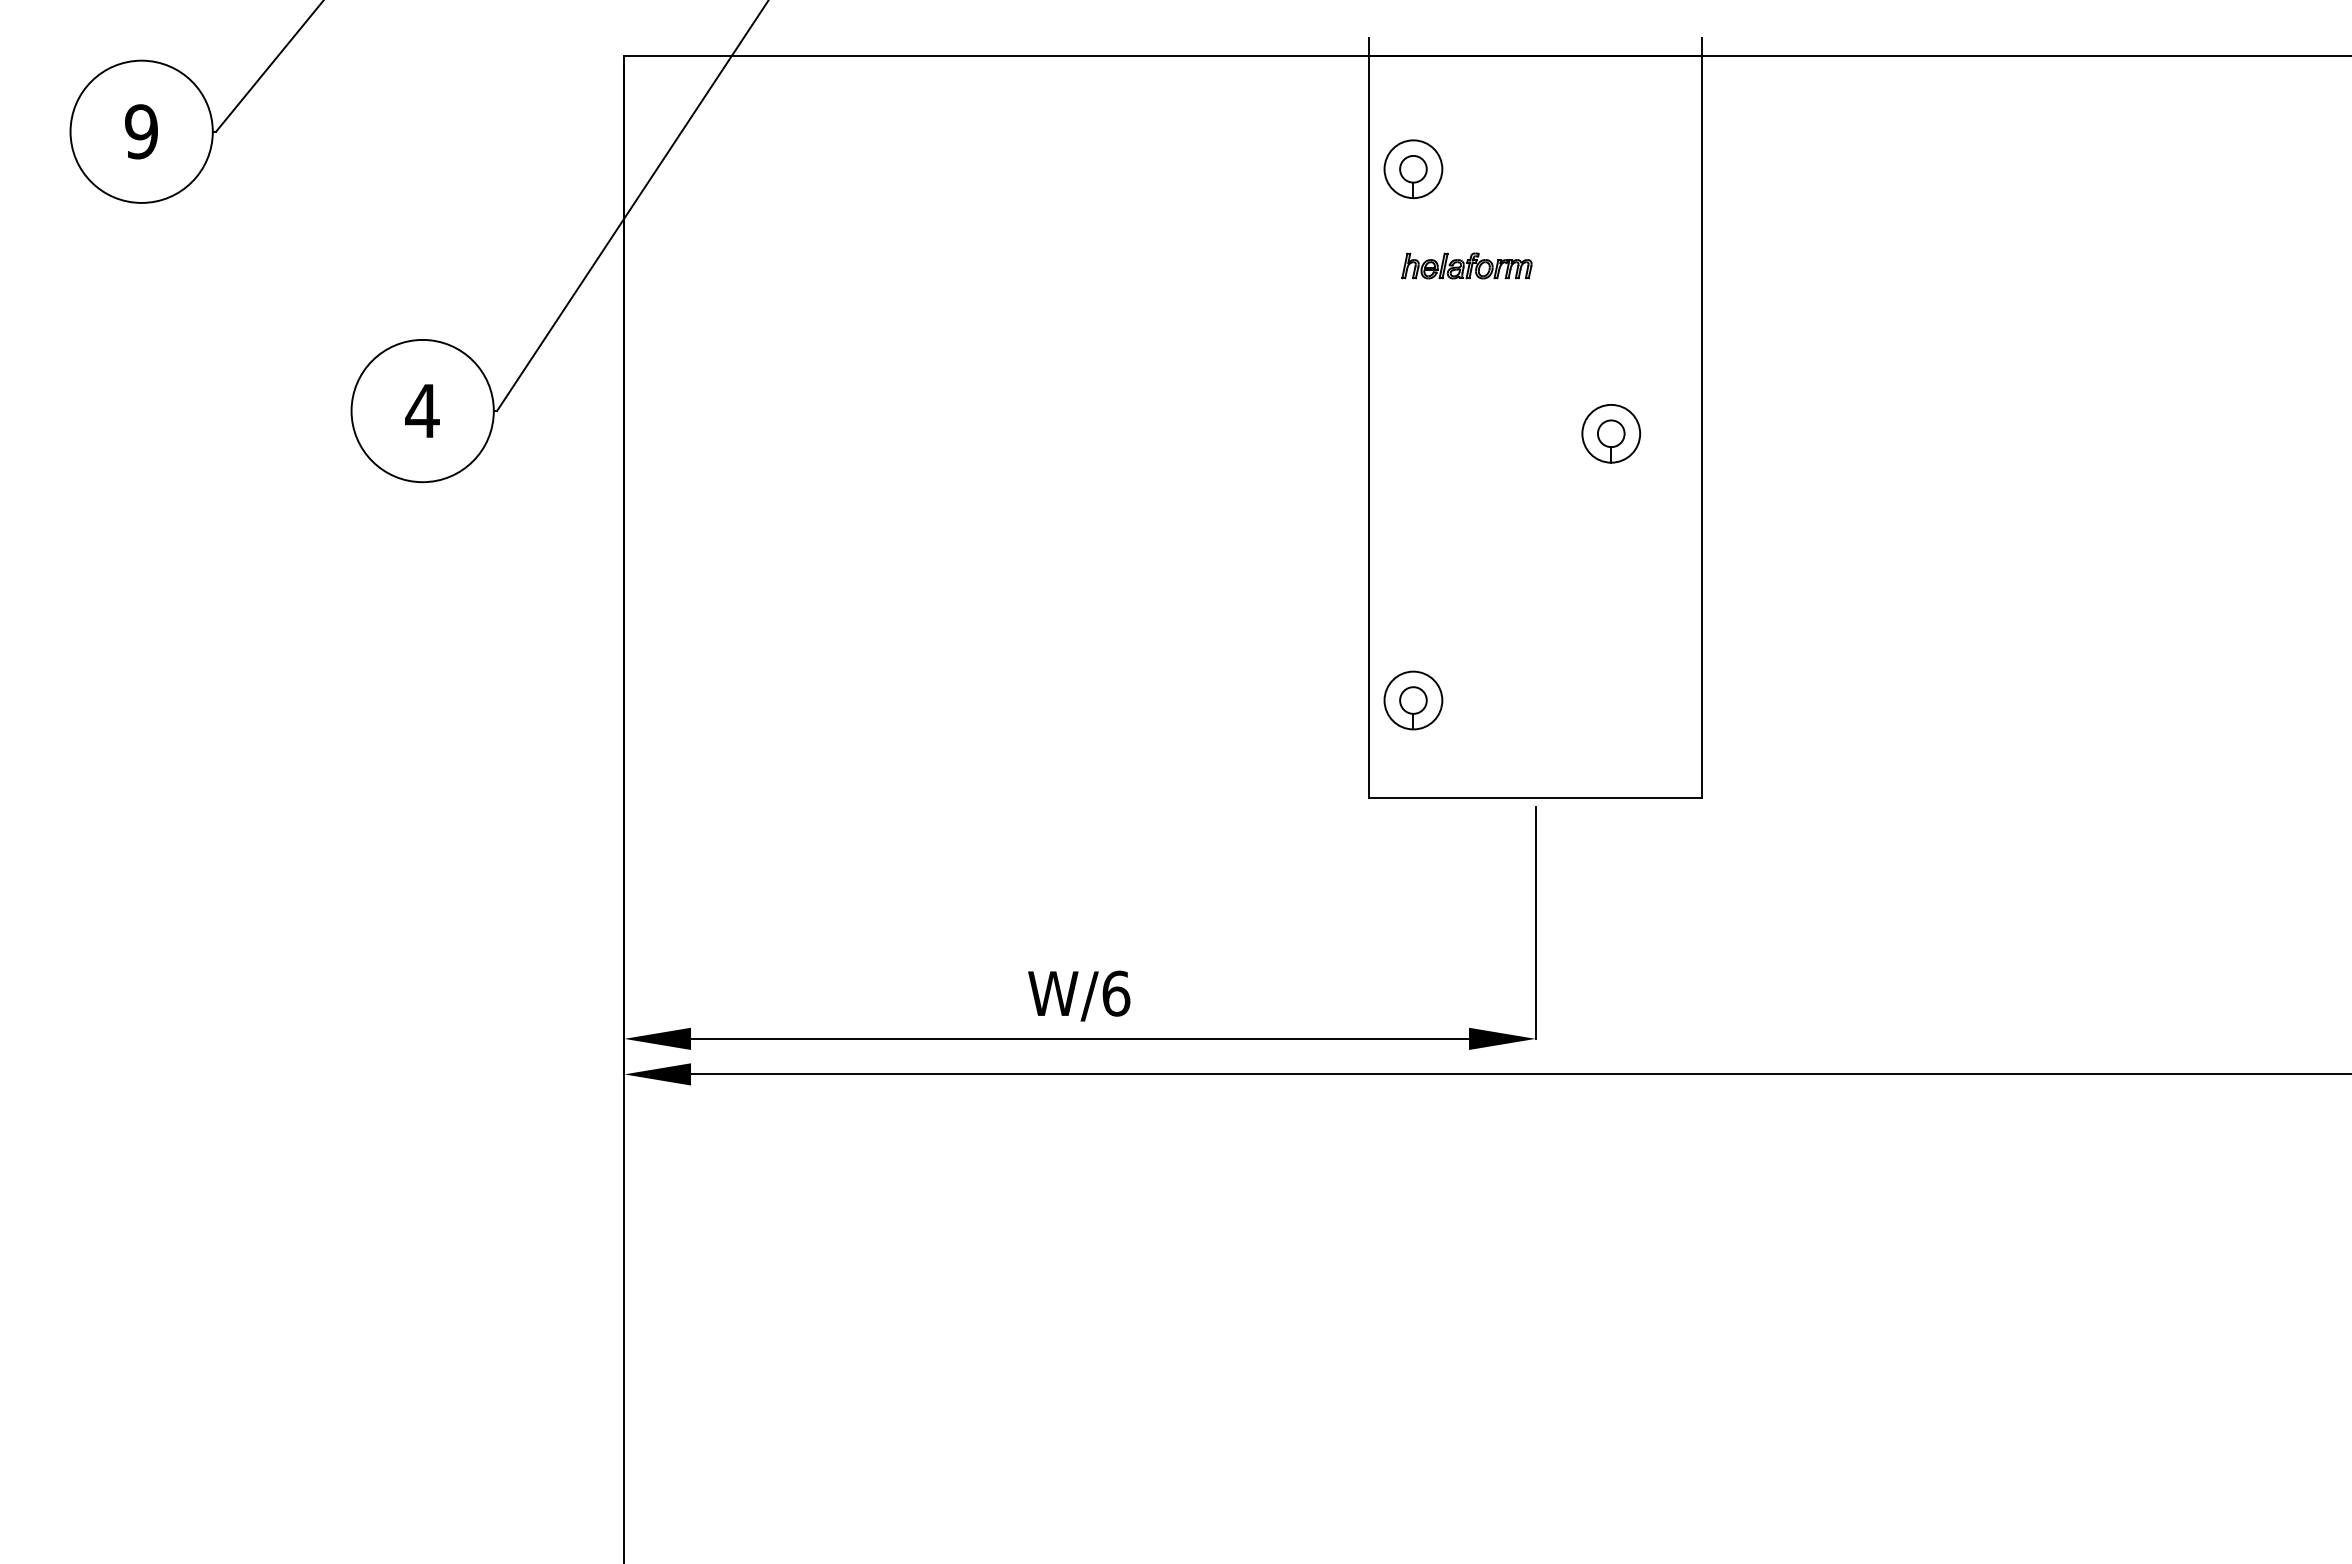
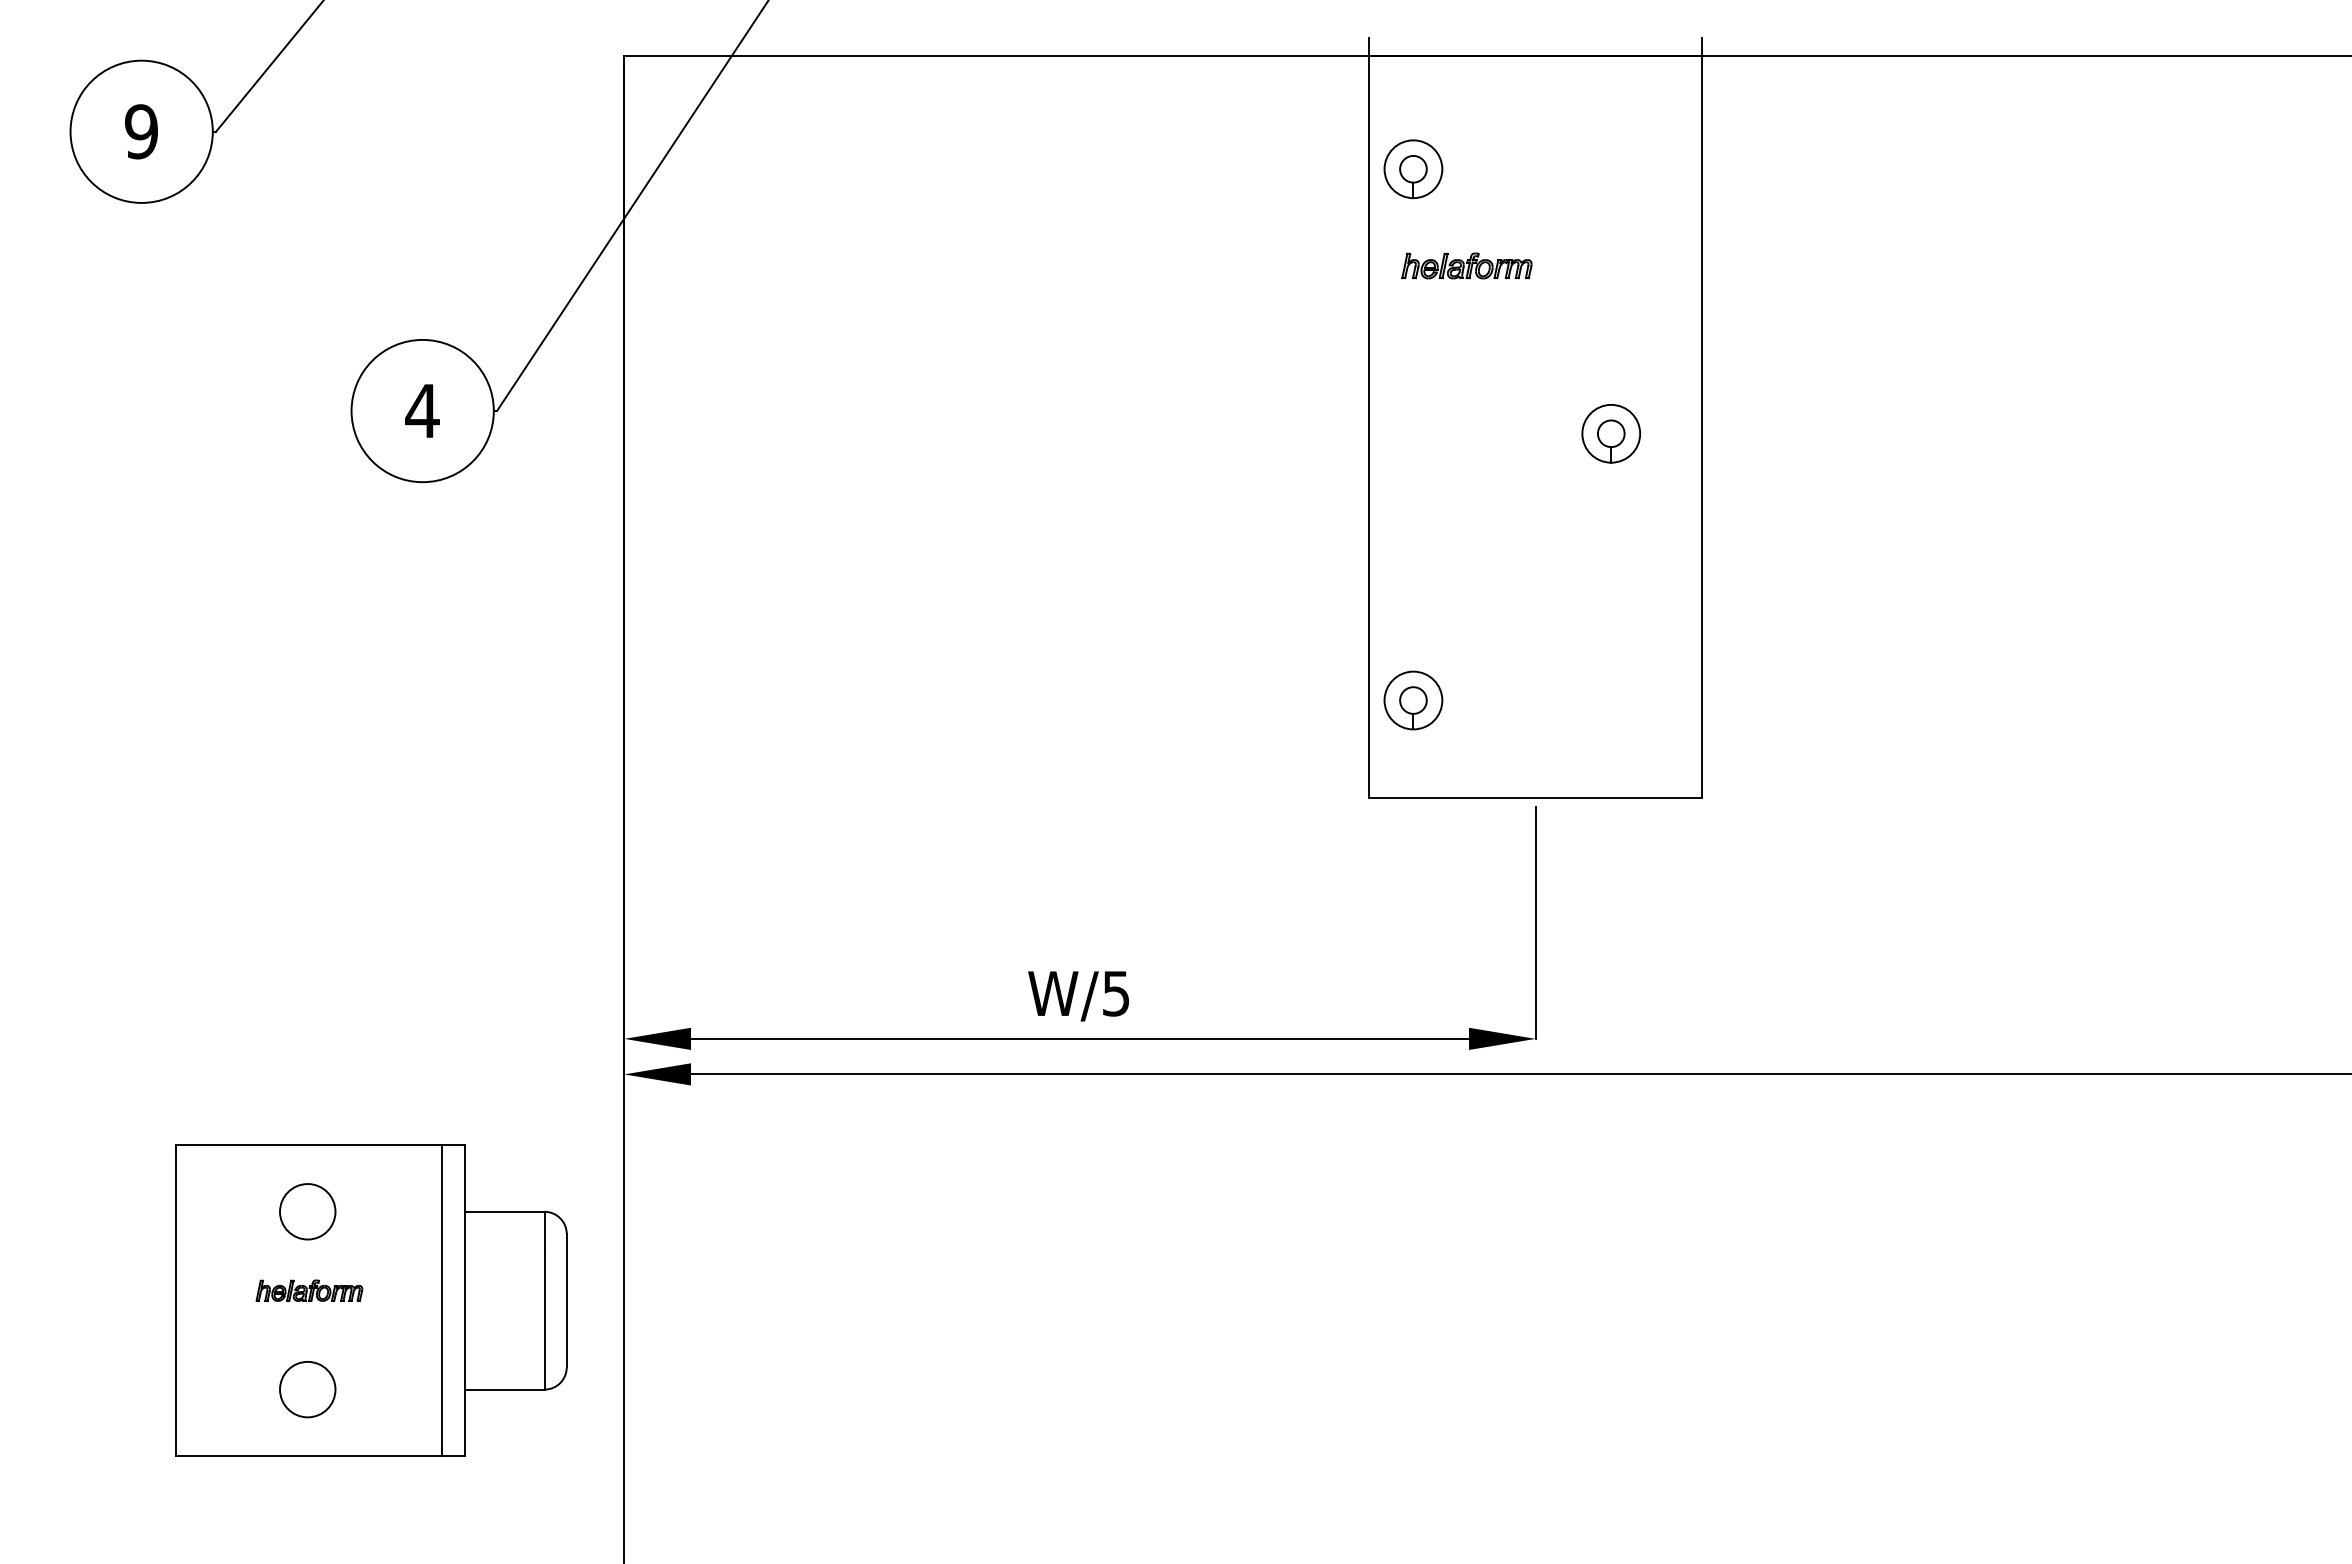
text: W/6 -> W/5 (1116, 993)
part: none -> present (371, 1300)
